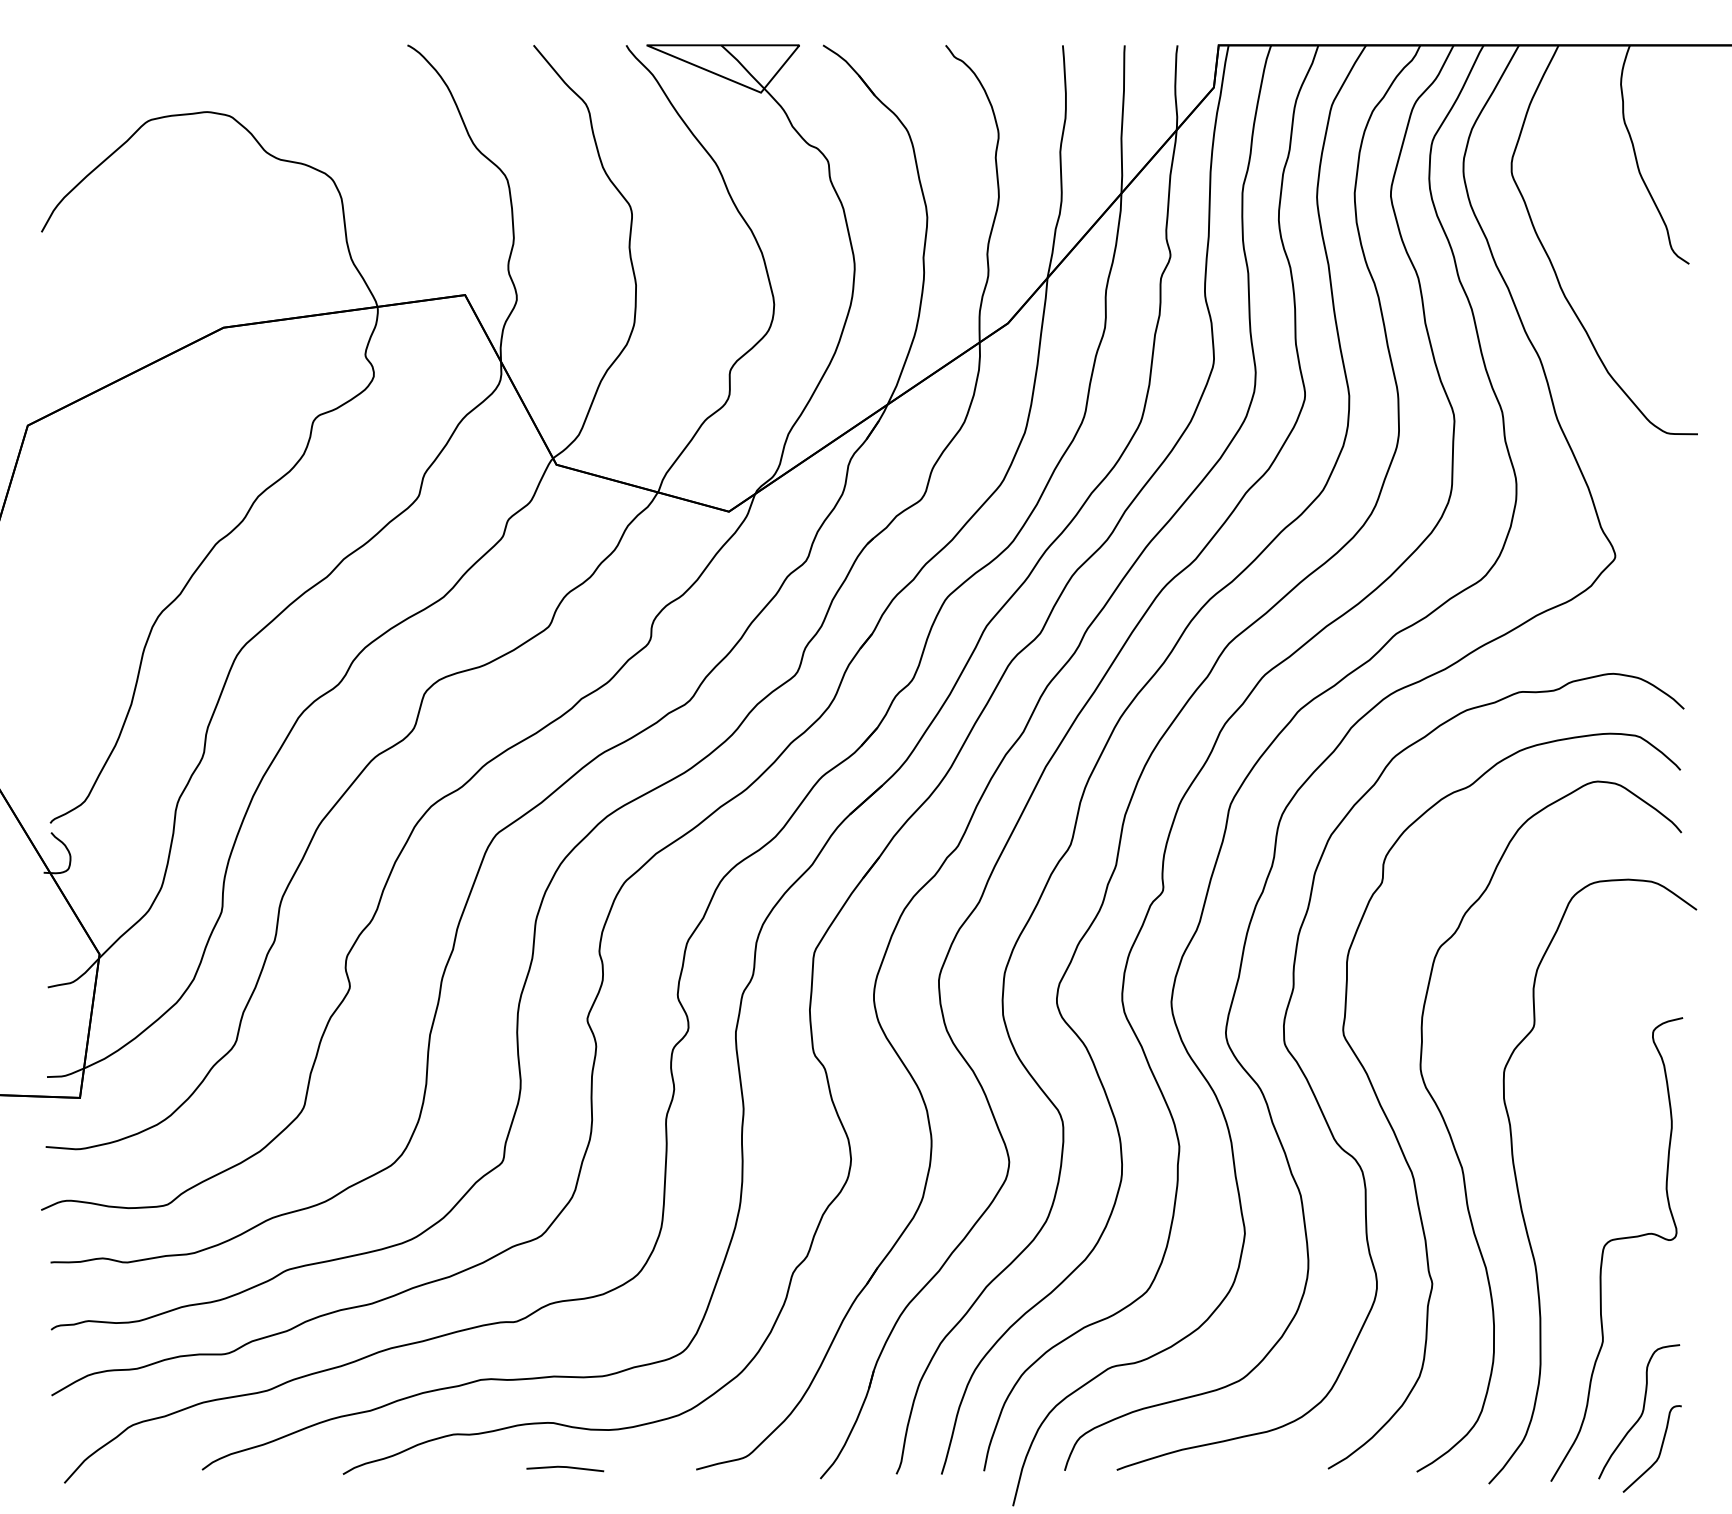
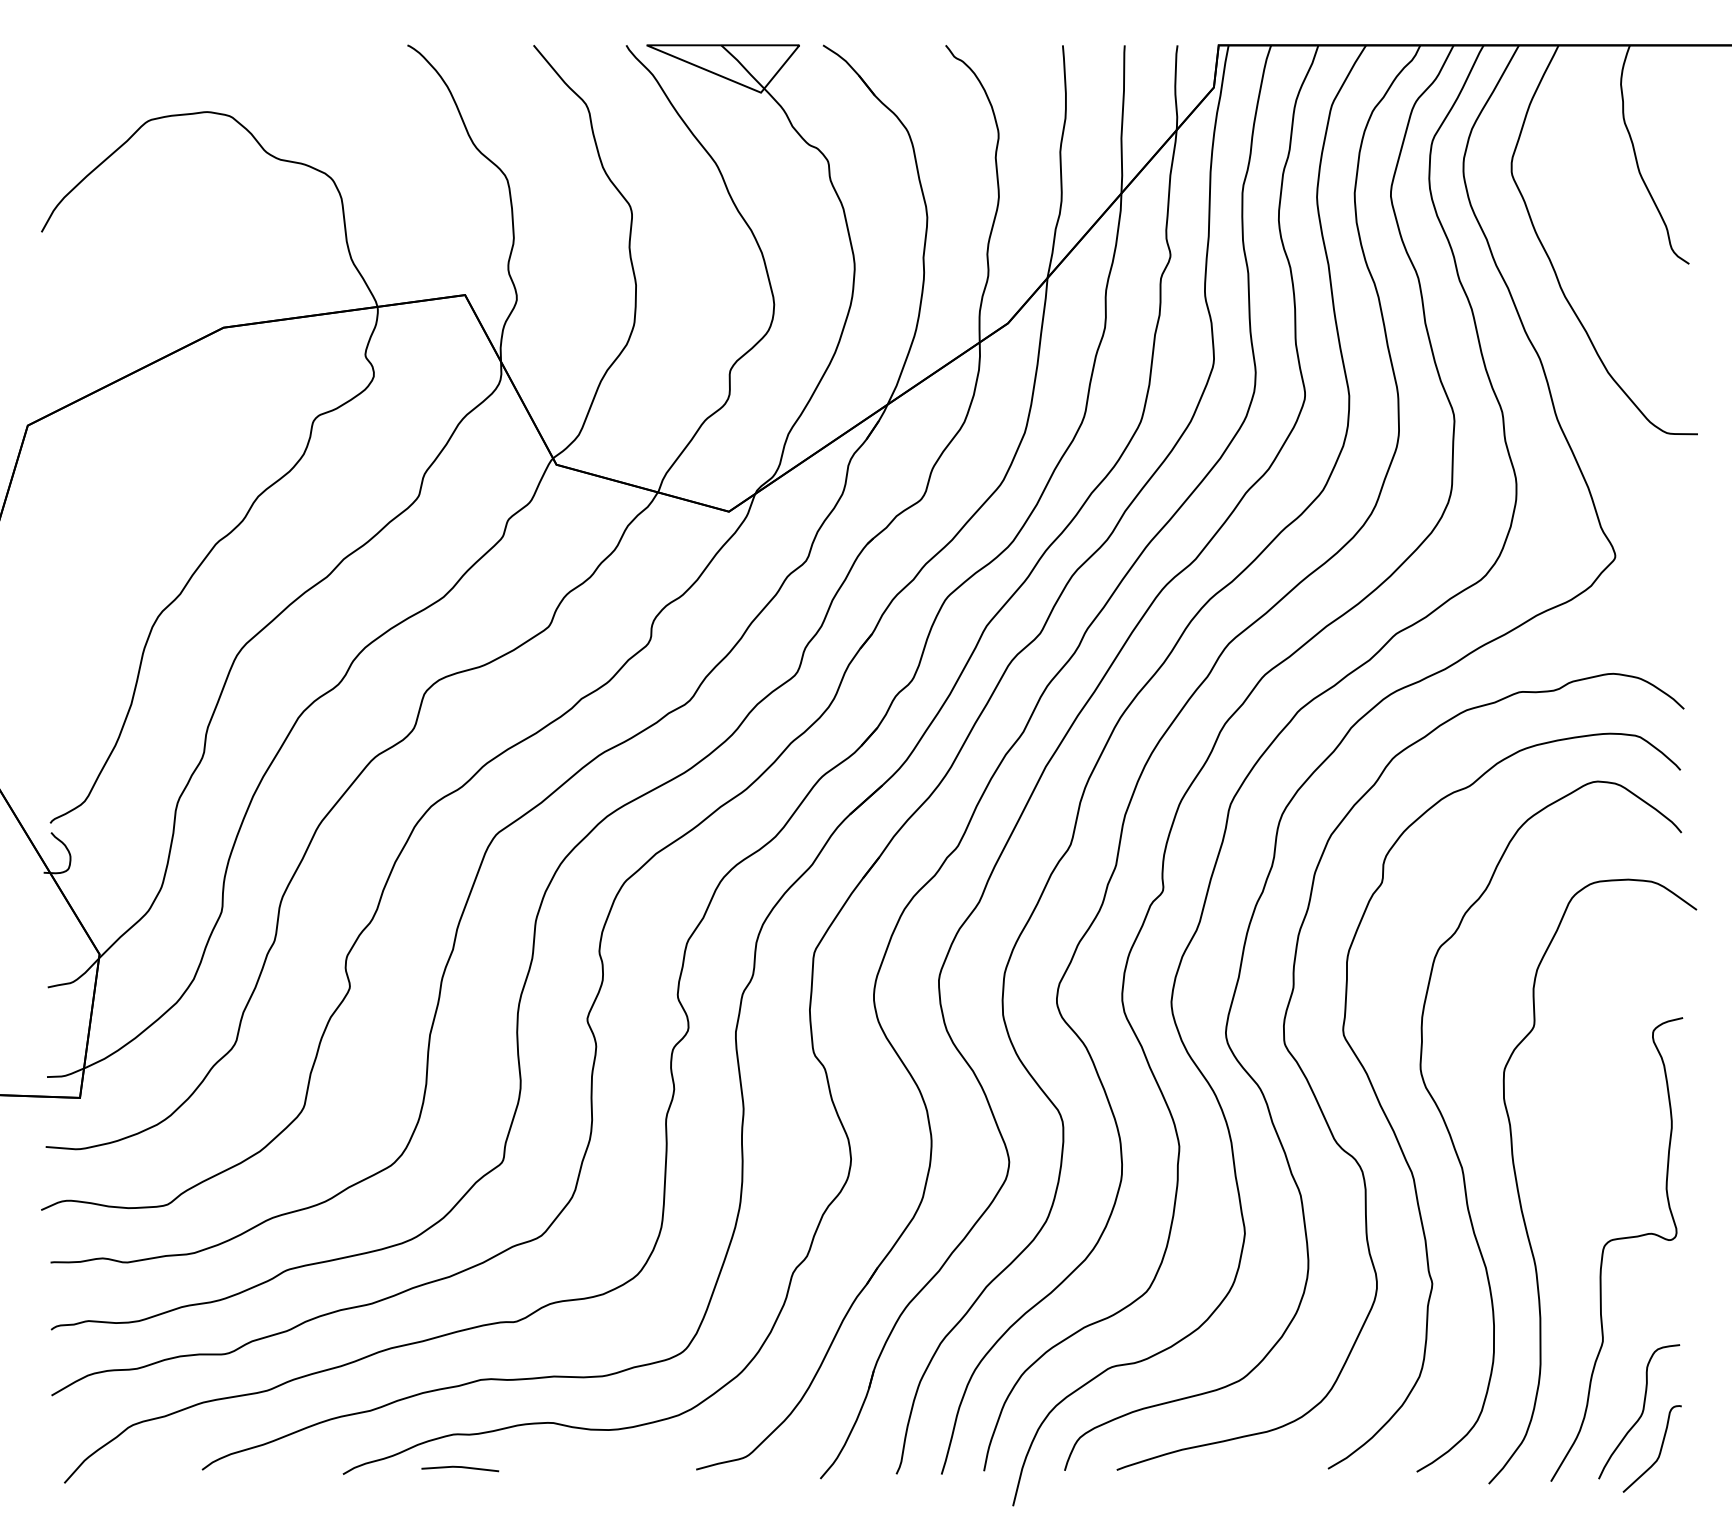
line position: (565, 1467) -> (460, 1467) (460, 1467)
